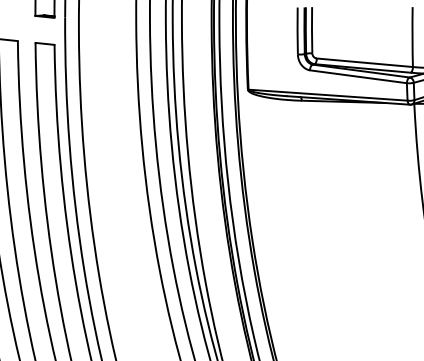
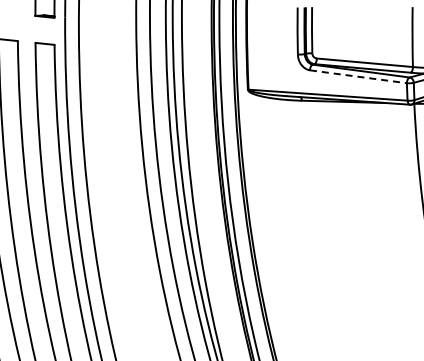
line: solid -> dashed (358, 76)
